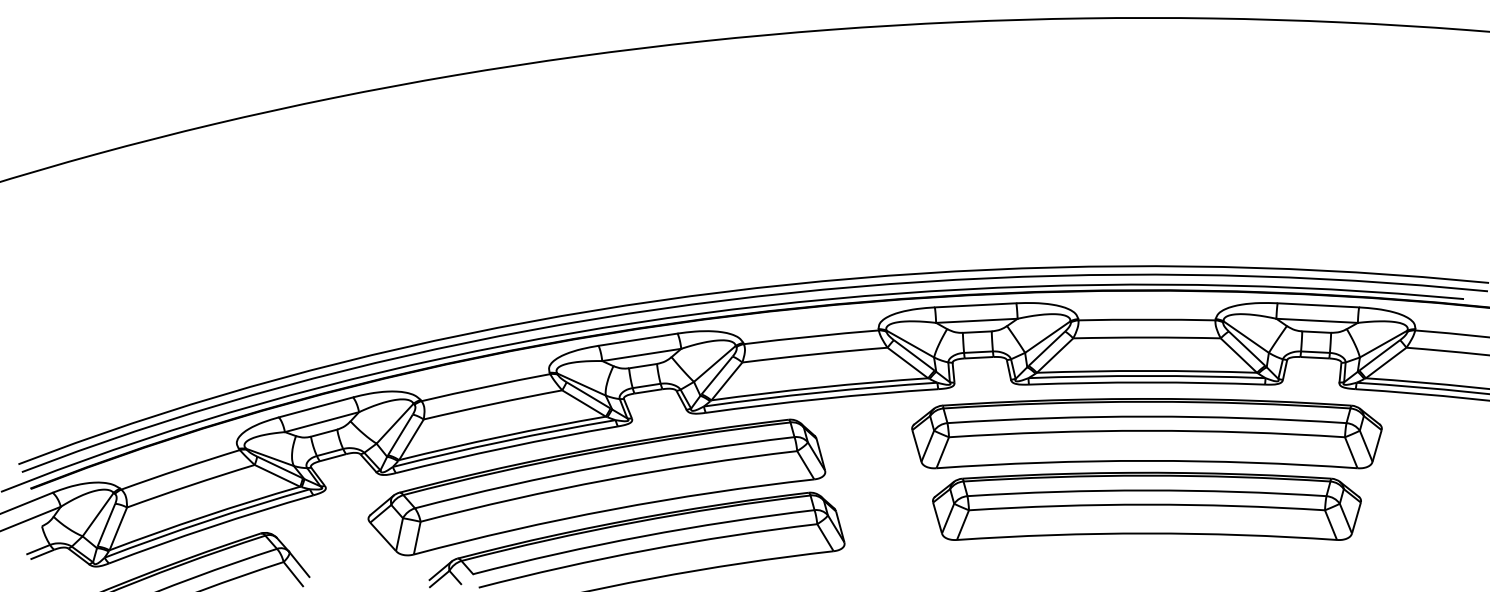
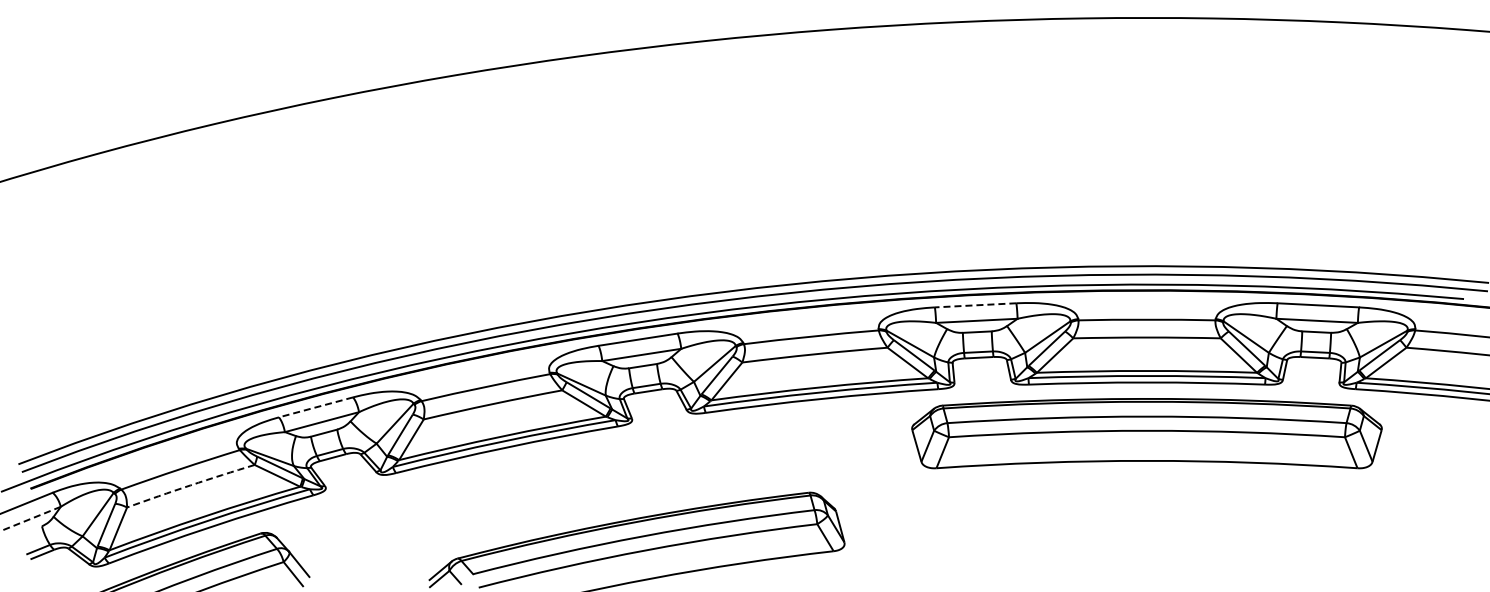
line: solid -> dashed (975, 305)
line: solid -> dashed (315, 407)
arc: solid -> dashed (190, 485)
part: present -> none (596, 487)
part: present -> none (1146, 505)
line: solid -> dashed (30, 519)
